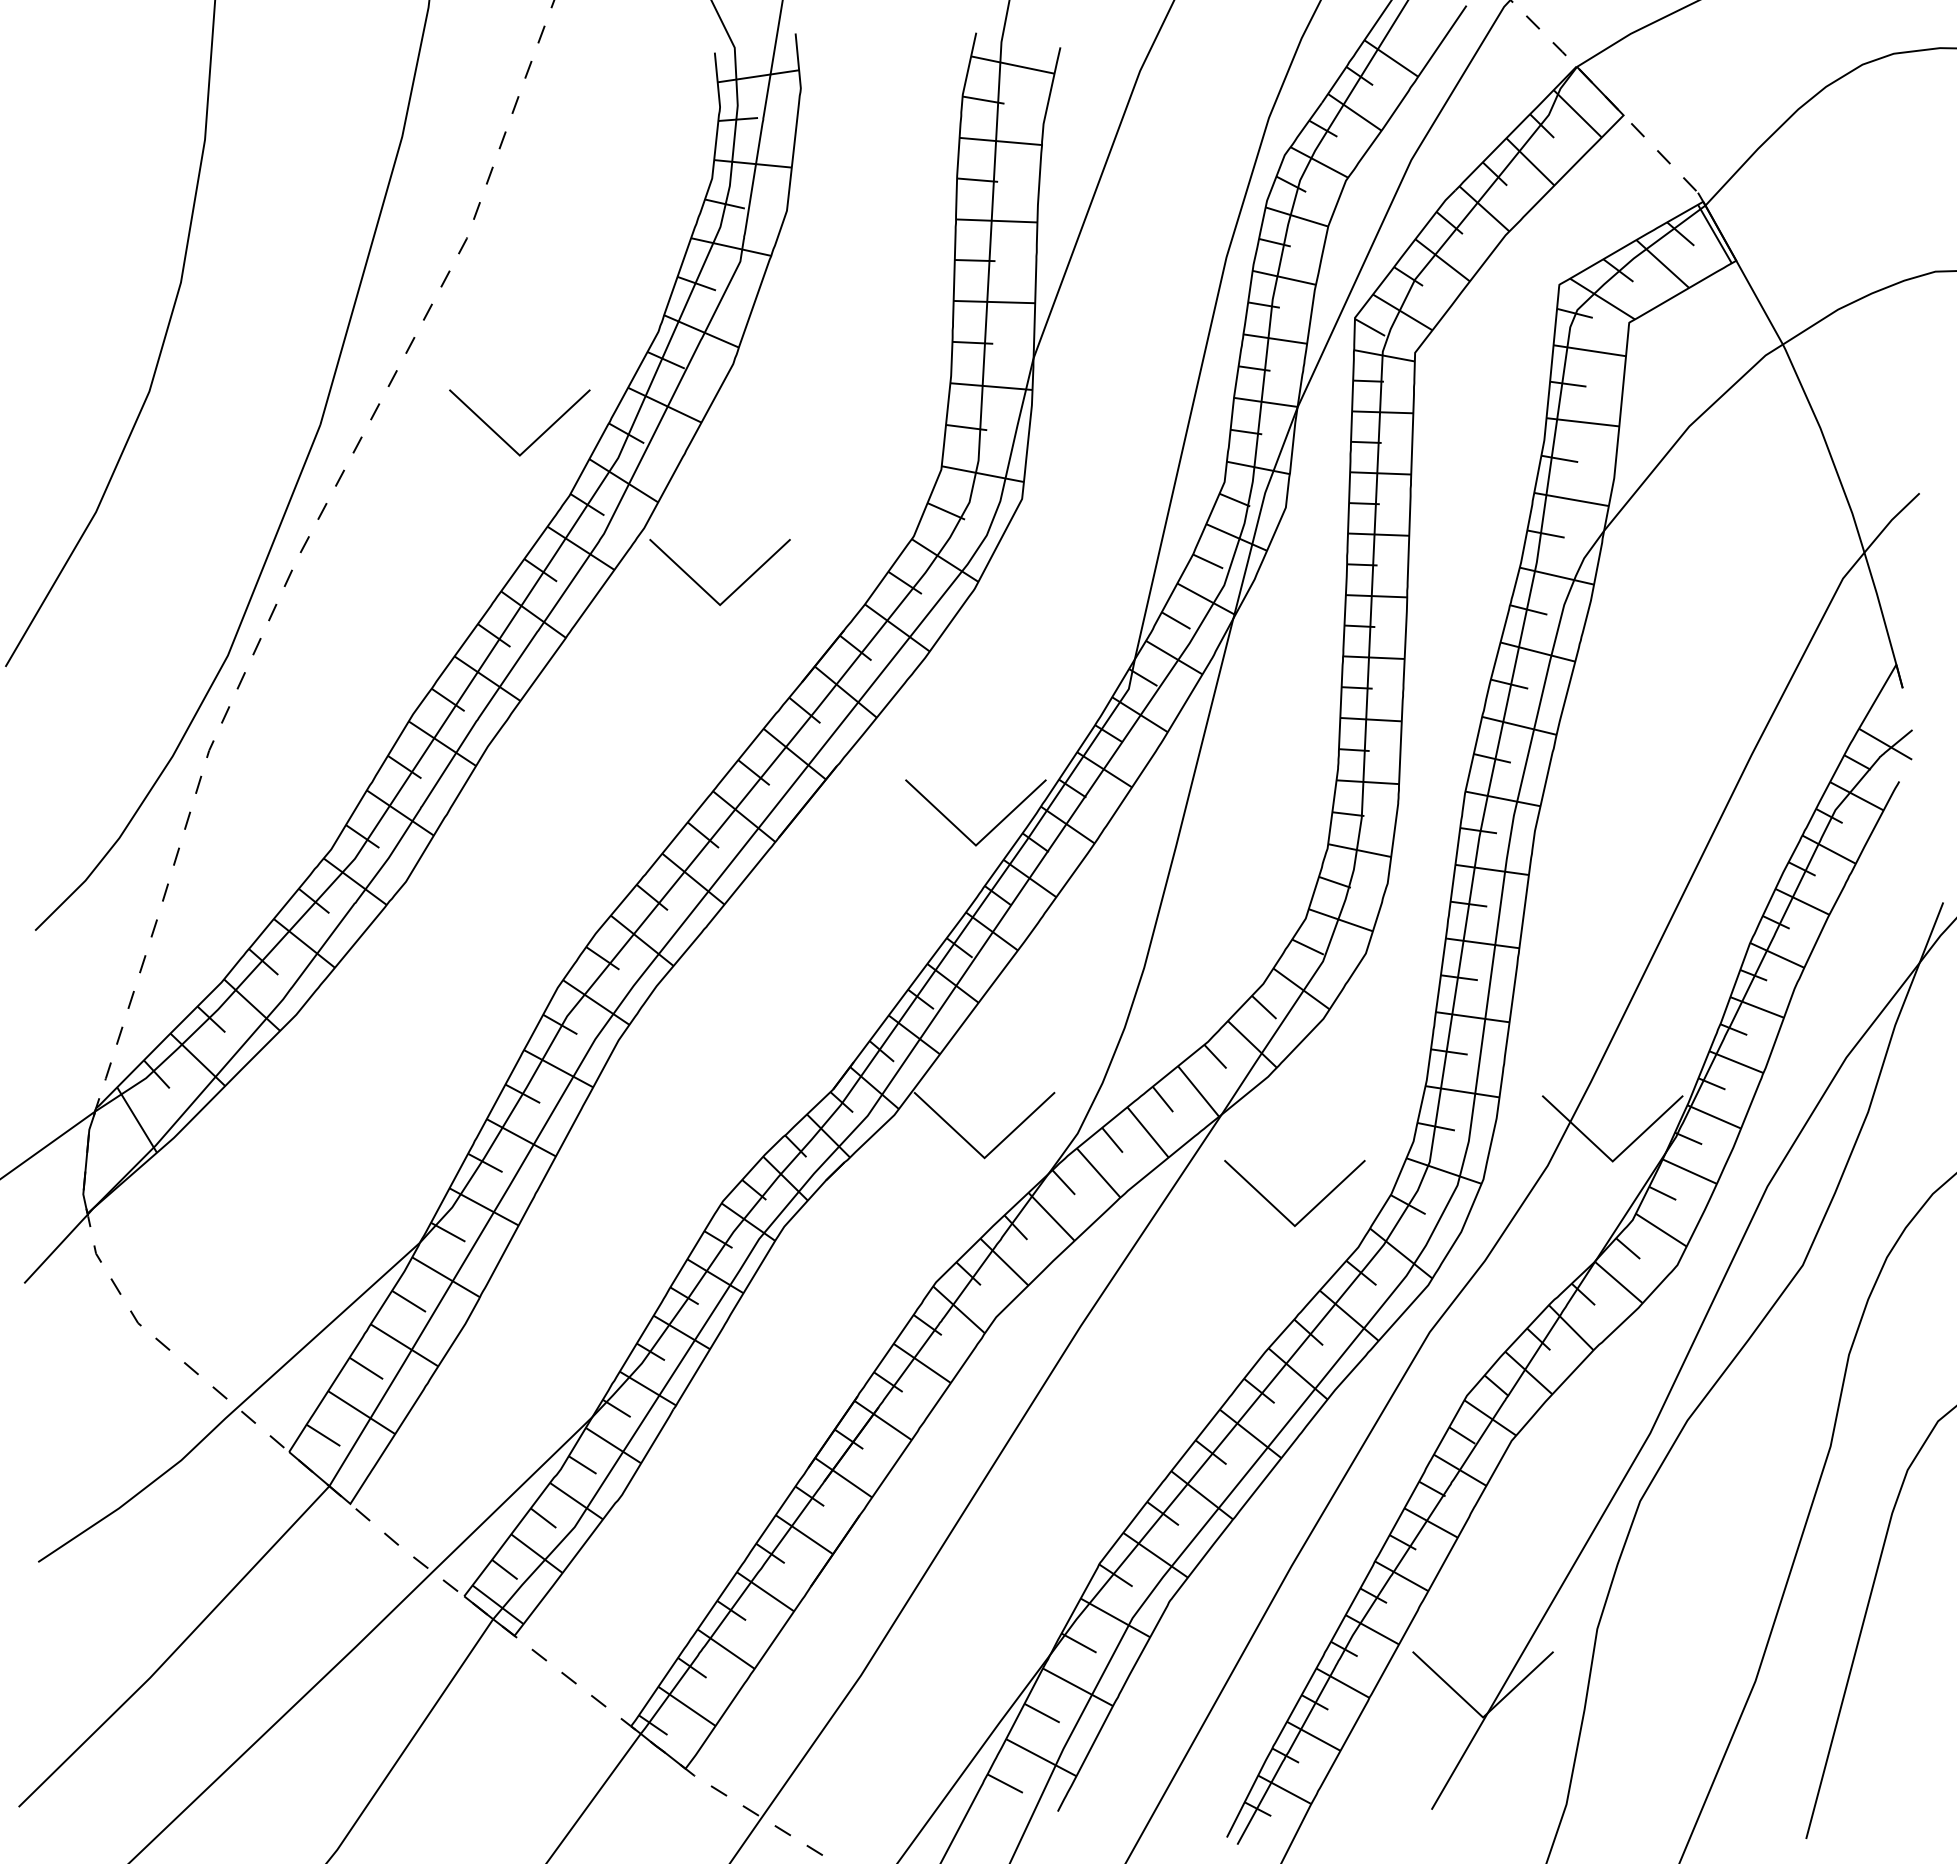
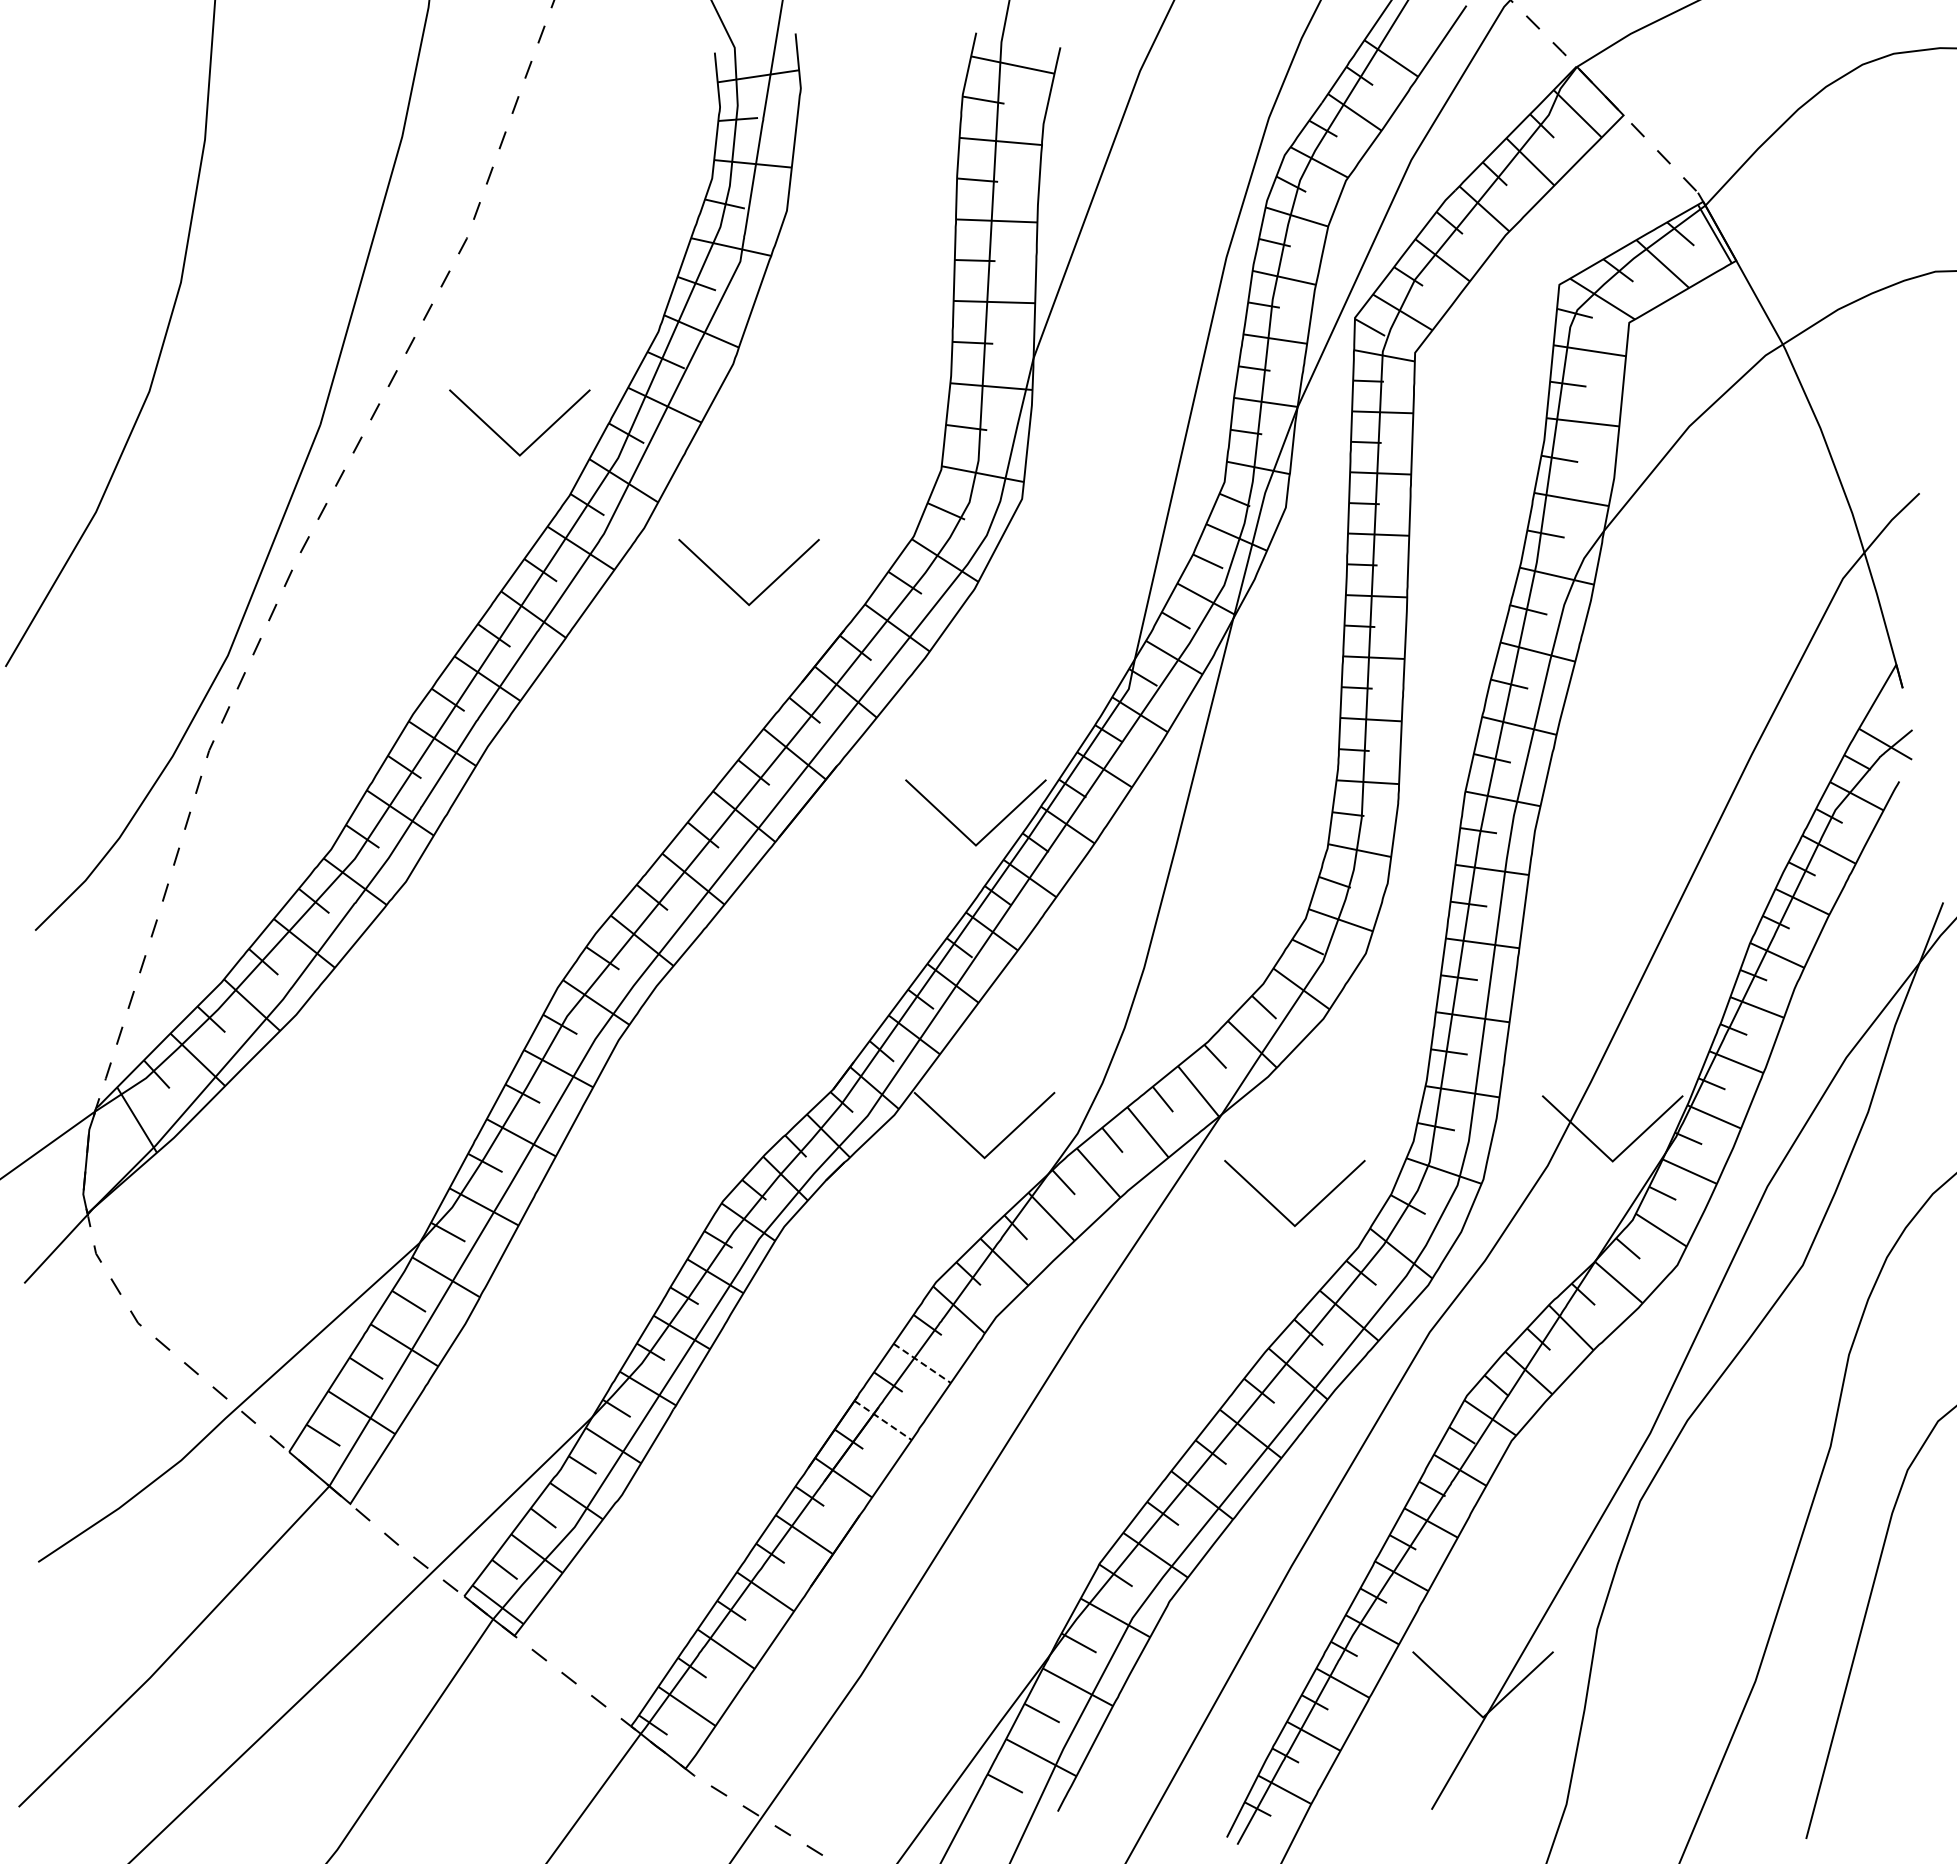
part position: (703, 588) -> (732, 588) (732, 588)
line: solid -> dashed (922, 1363)
line: solid -> dashed (883, 1420)
